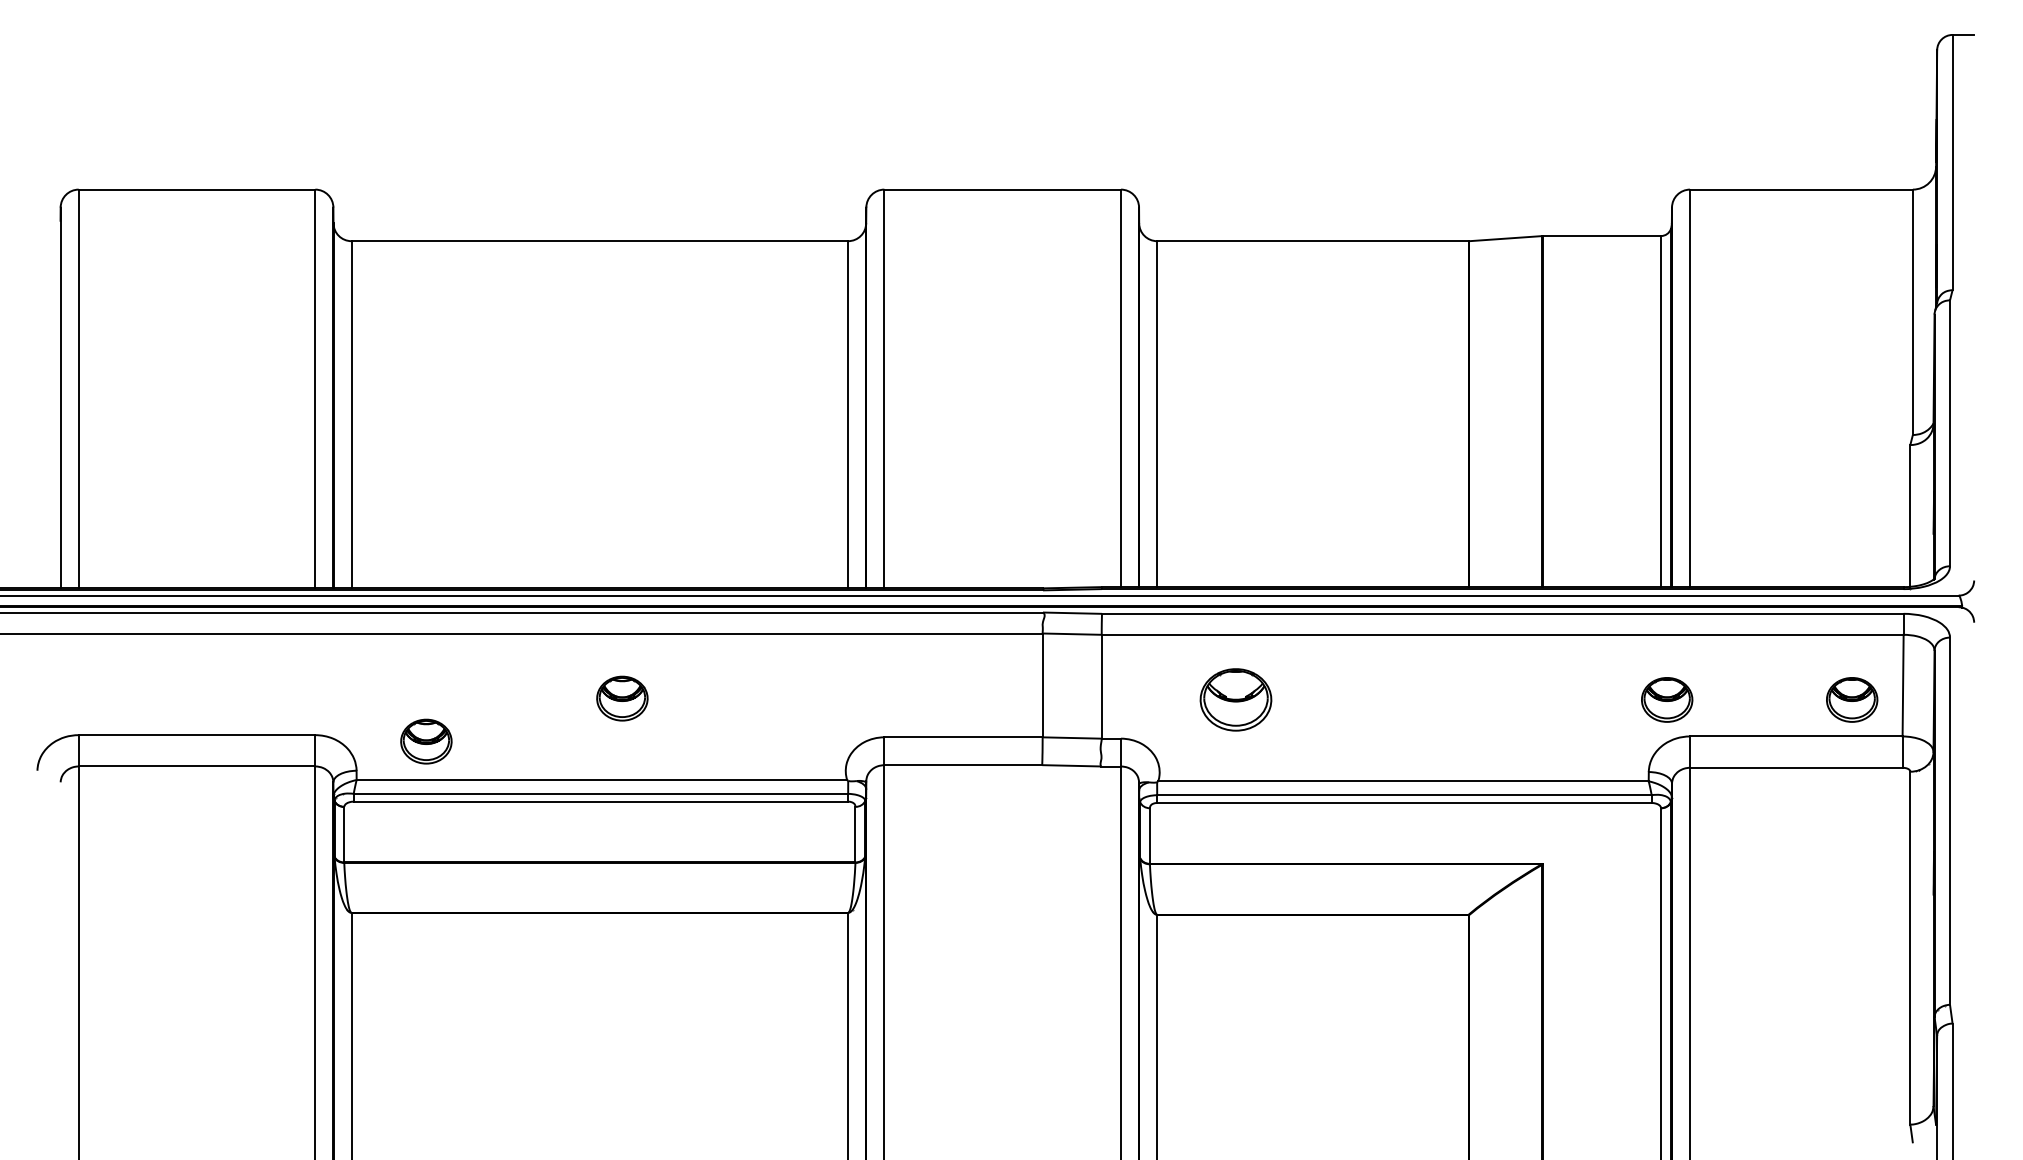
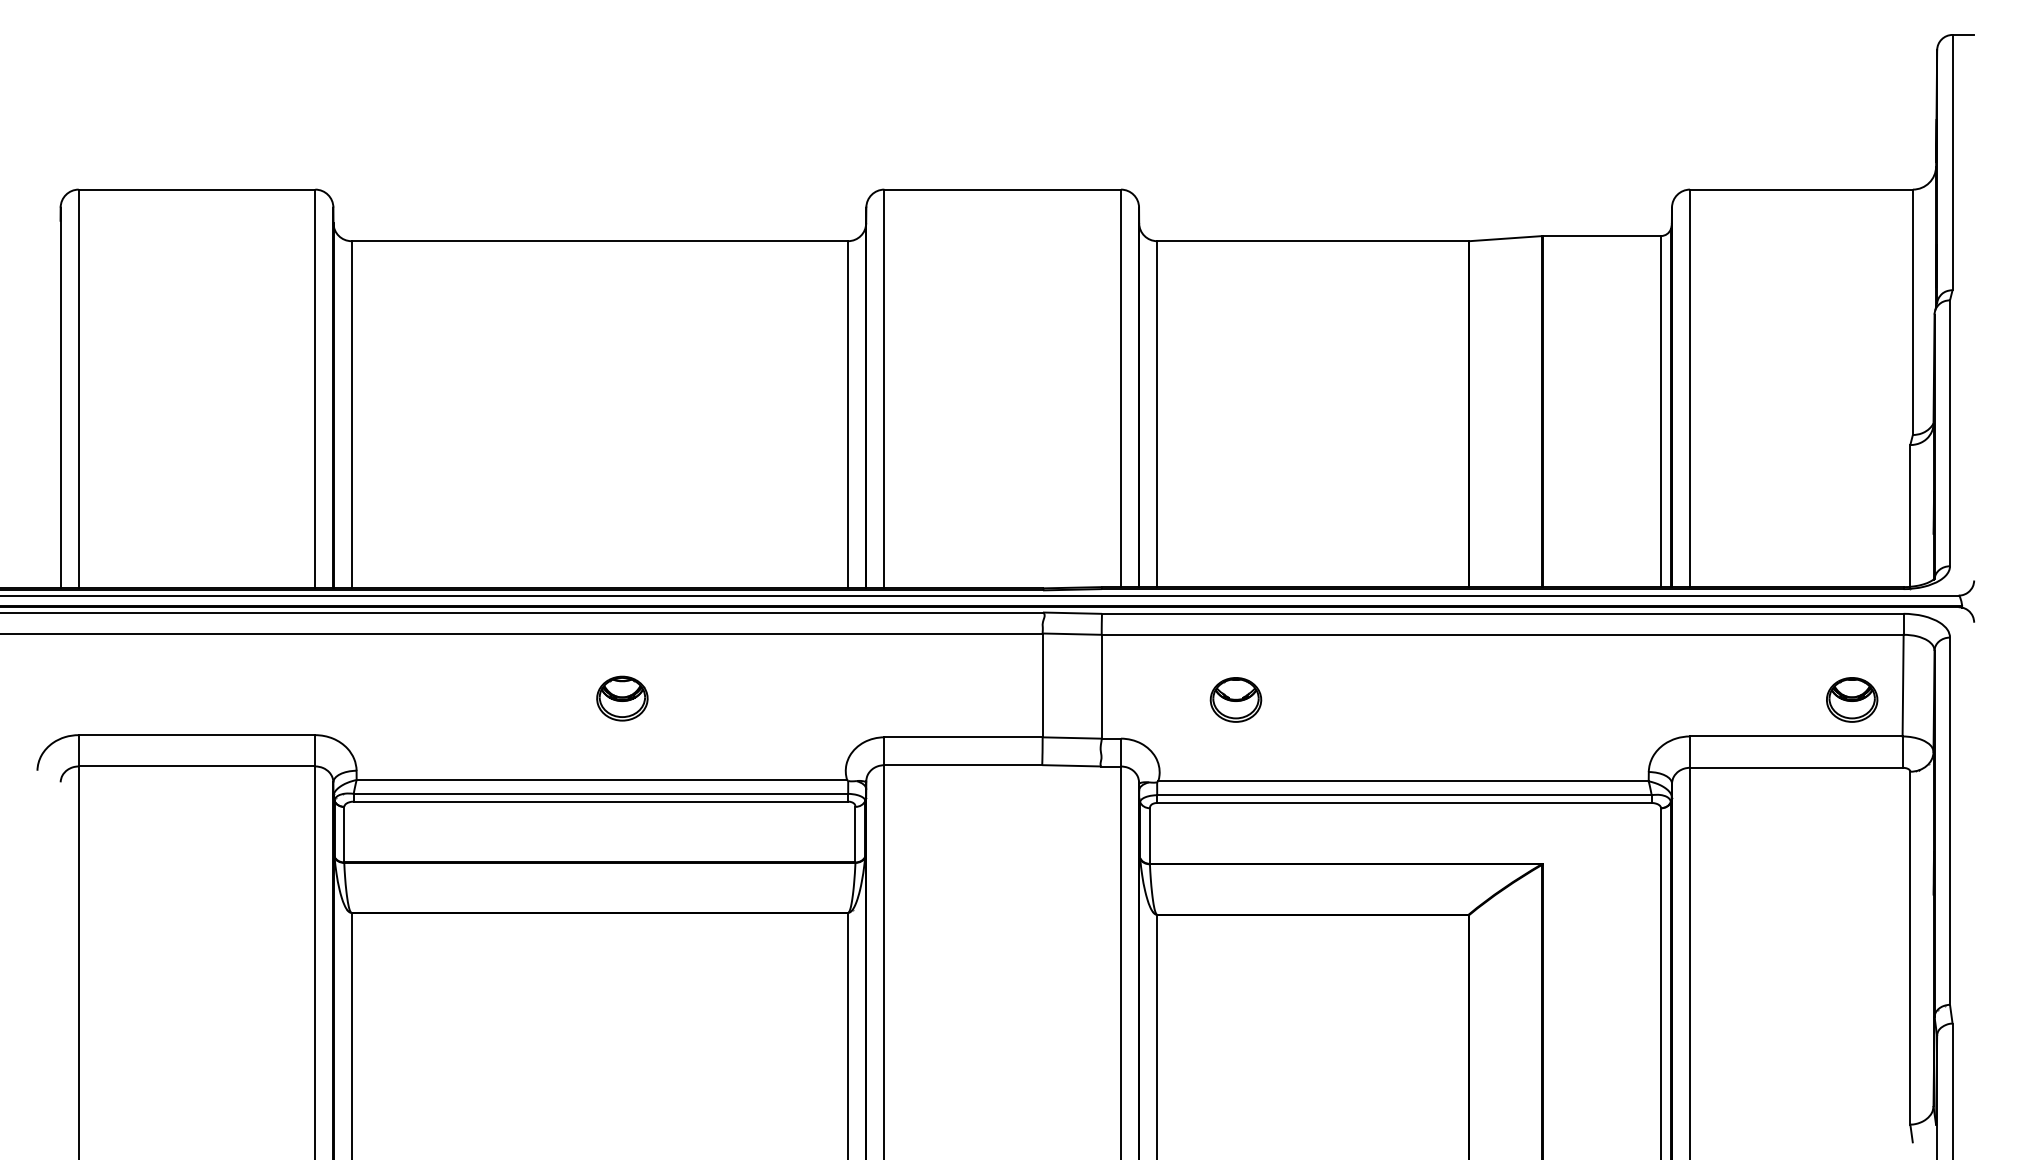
part size: 74x64 px -> 54x46 px (1235, 699)
part: present -> none (1667, 699)
part: present -> none (426, 741)
